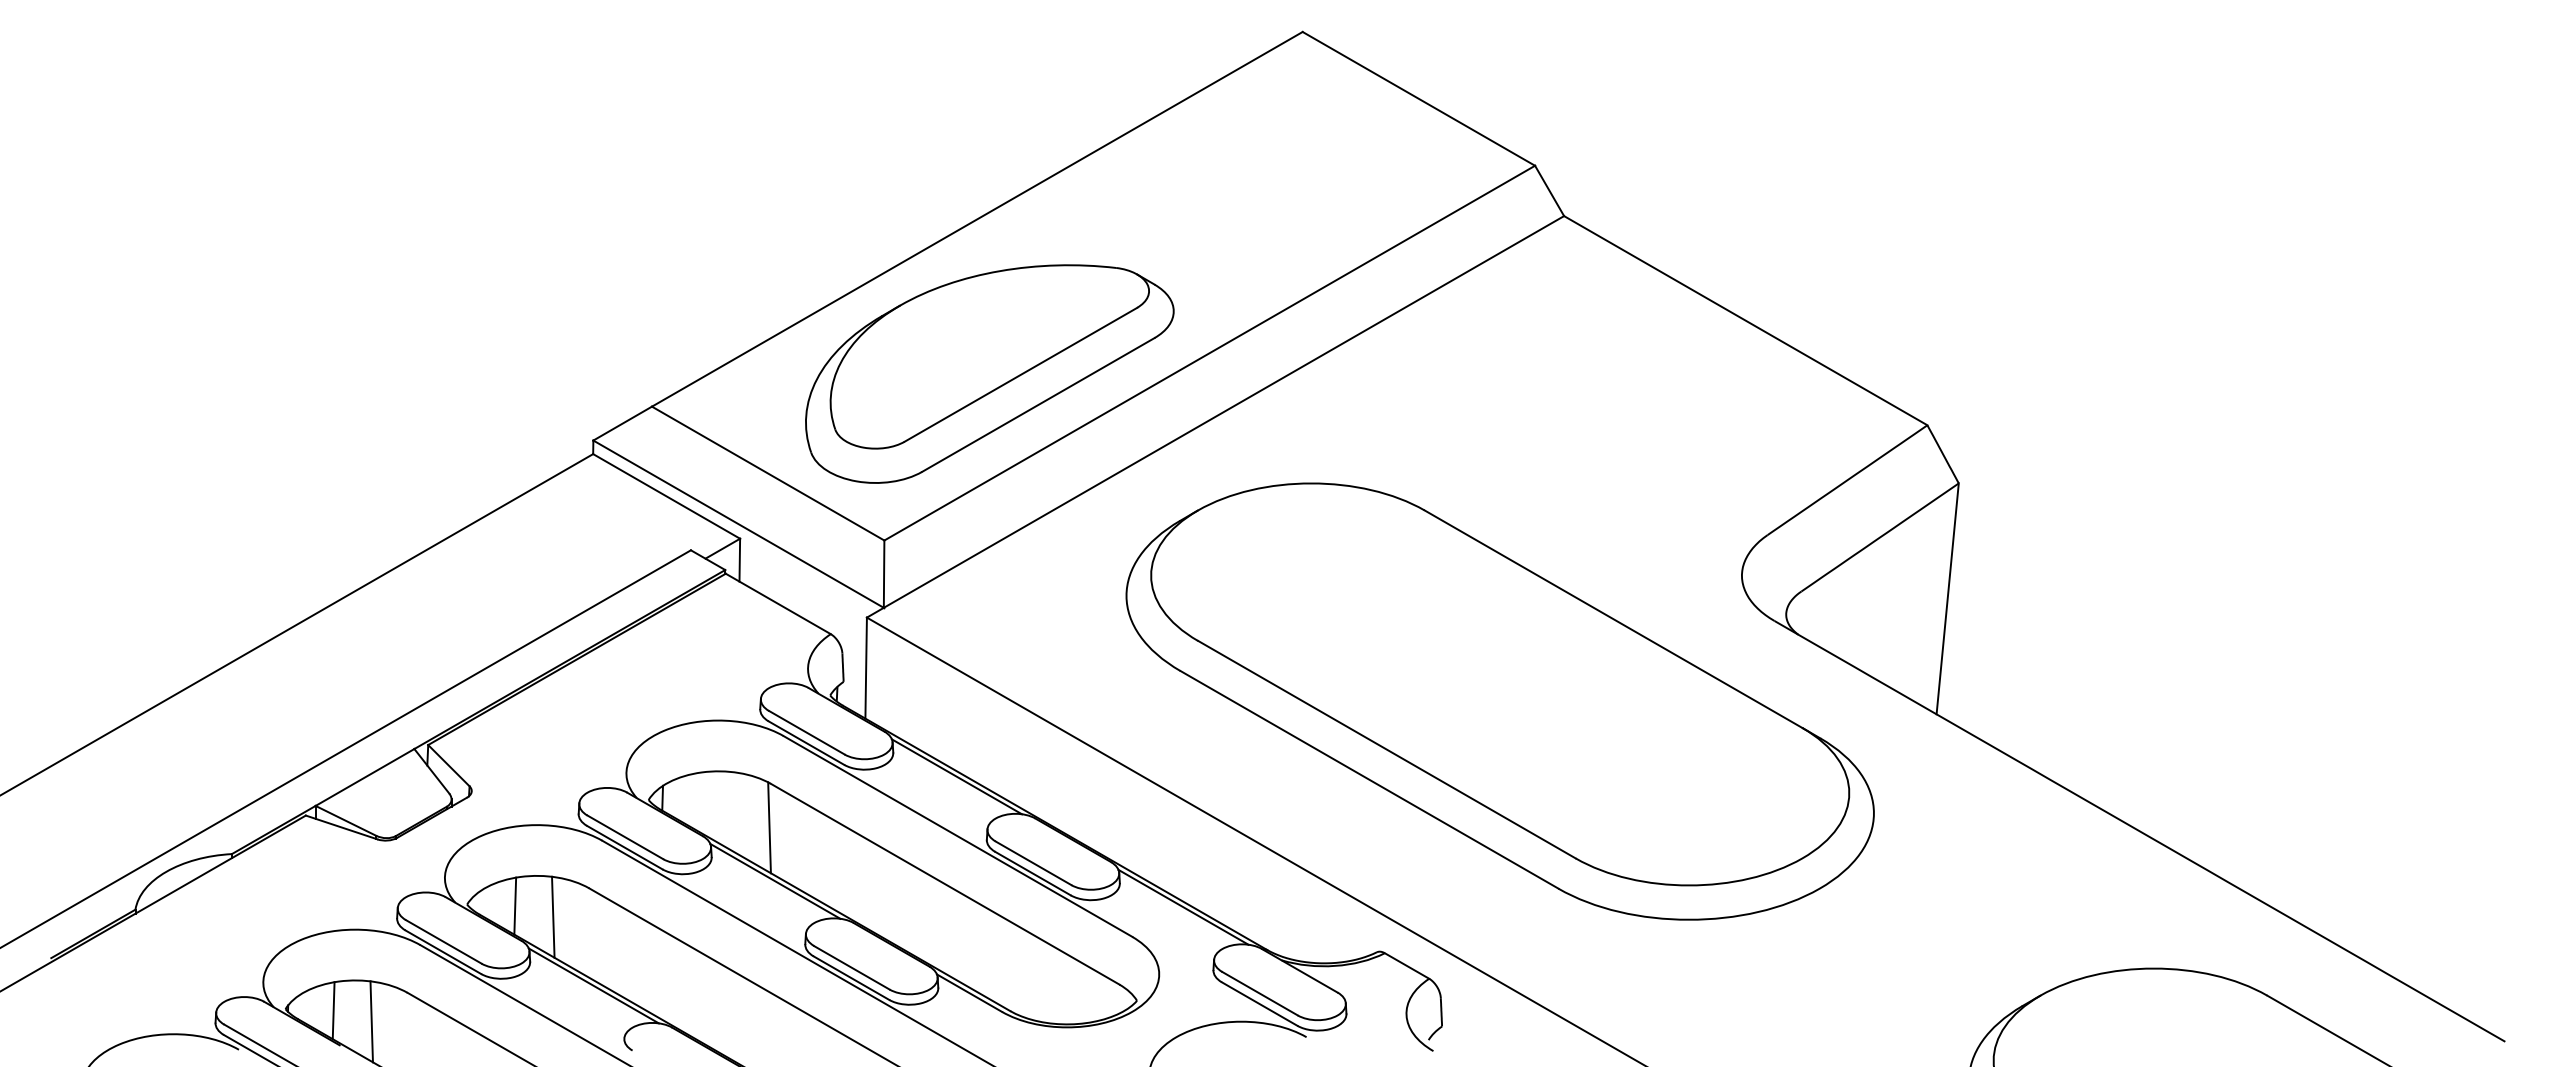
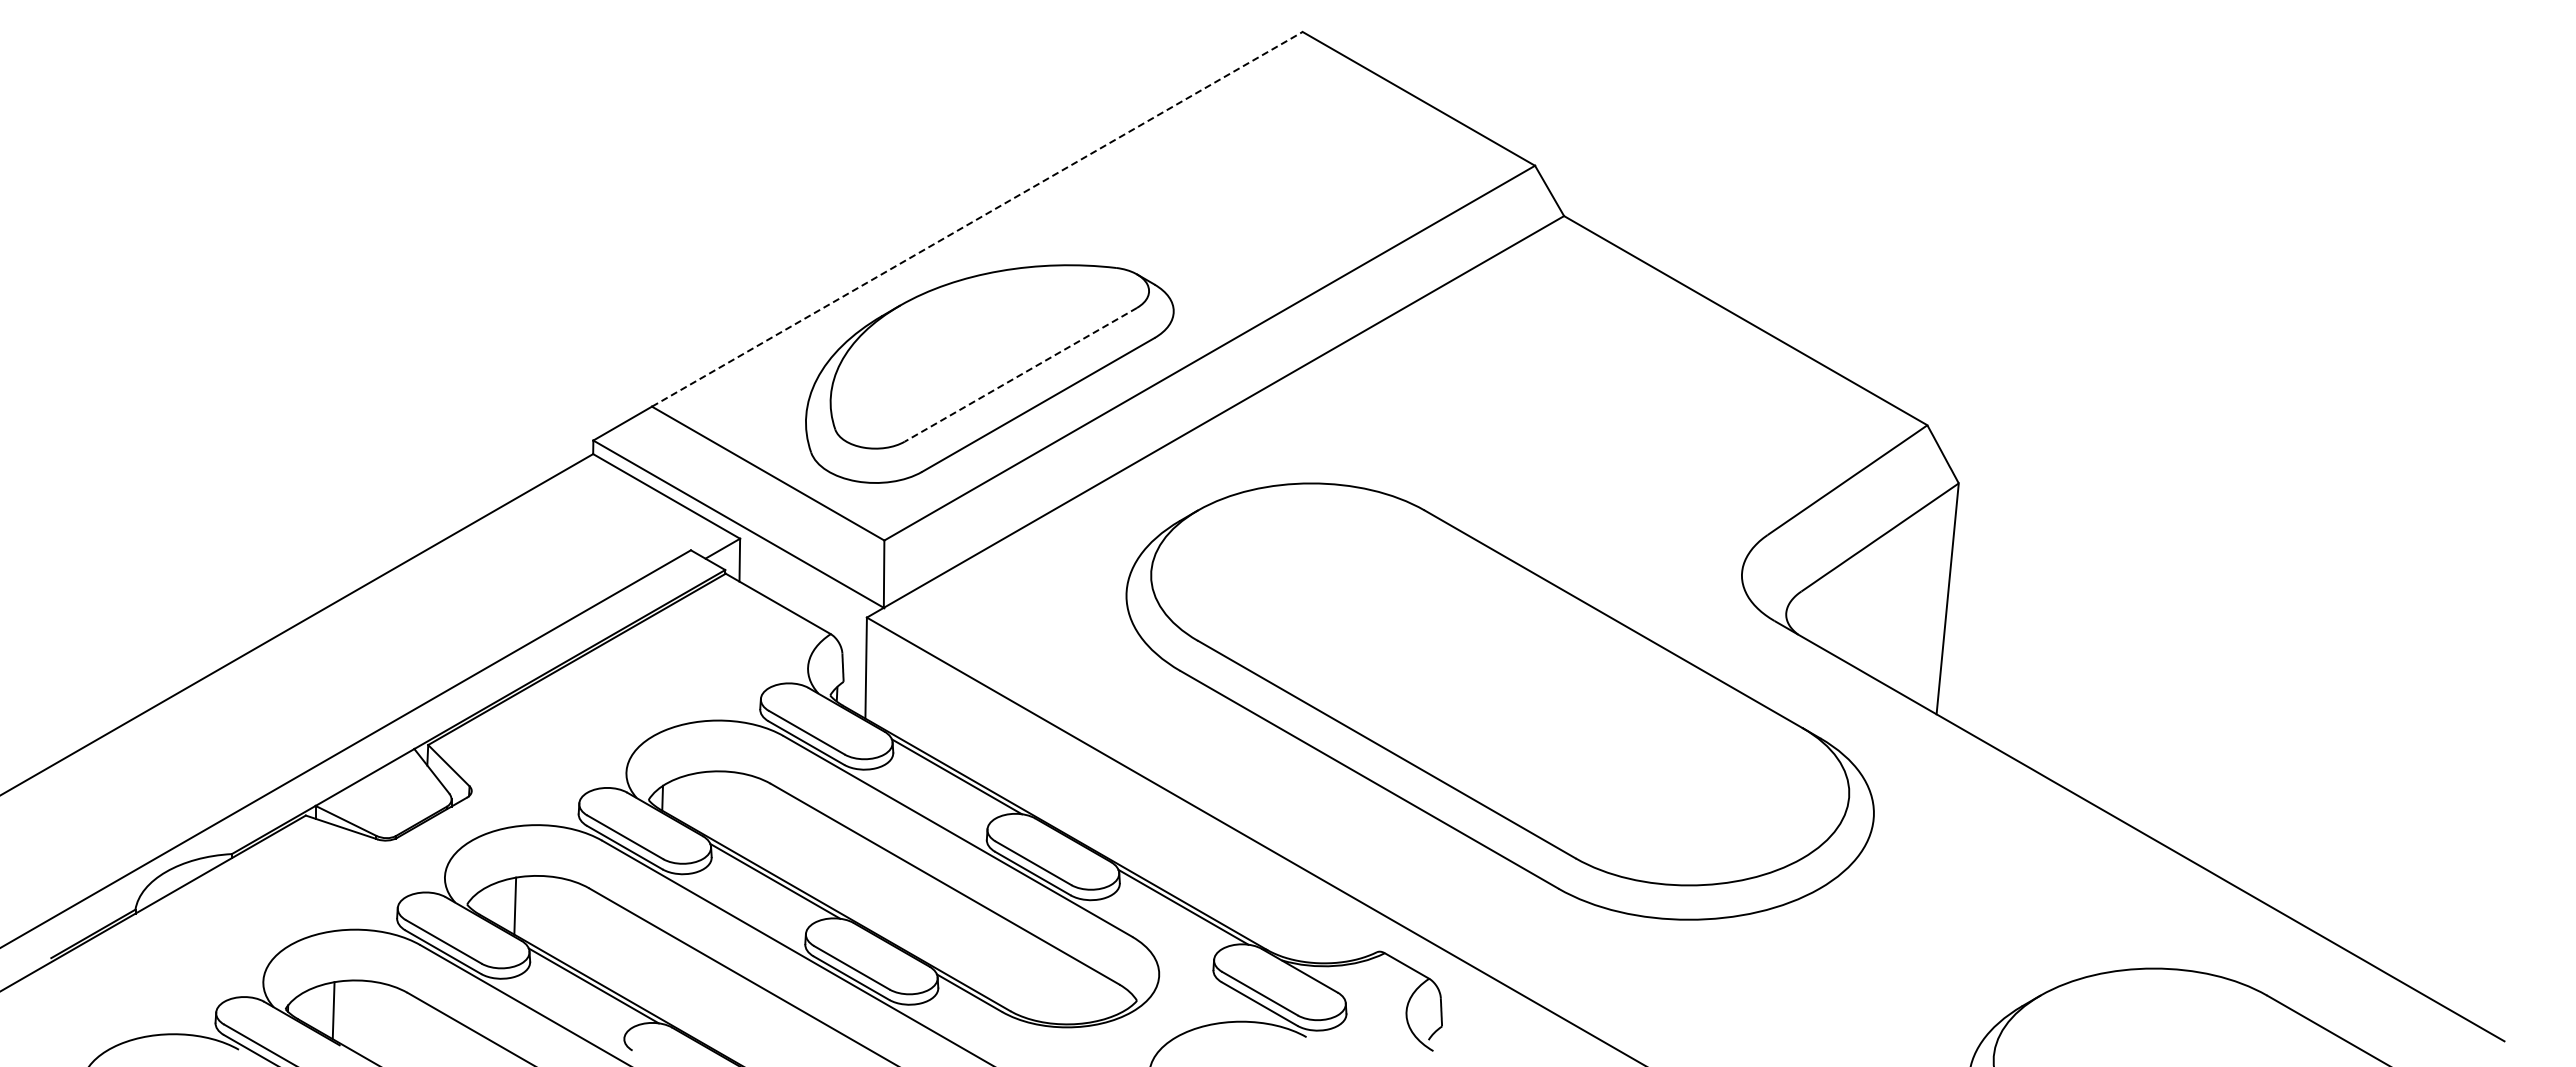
line: solid -> dashed (977, 219)
line: solid -> dashed (1020, 375)
line: present -> none (769, 827)
line: present -> none (553, 916)
line: present -> none (371, 1021)
